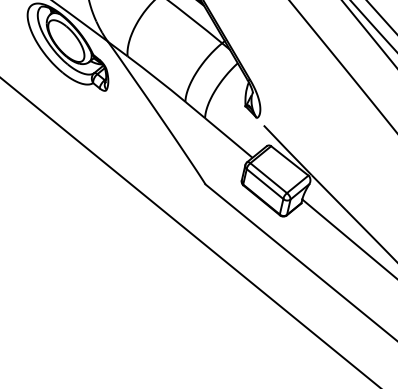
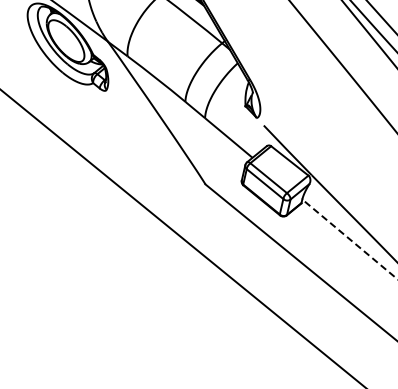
line position: (189, 232) -> (182, 237) (182, 237)
line: solid -> dashed (349, 239)
